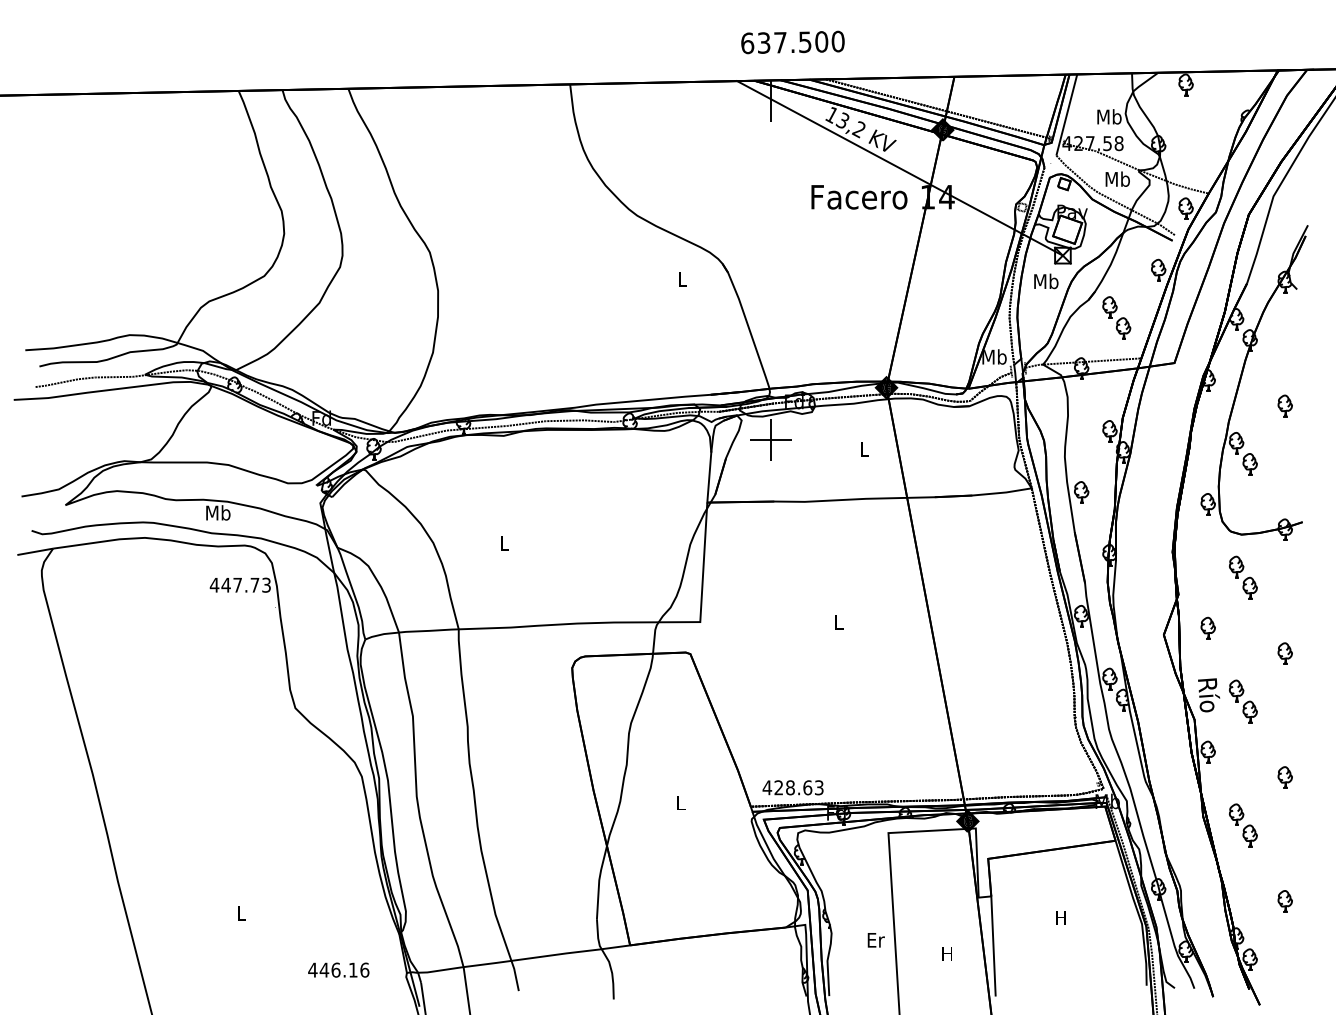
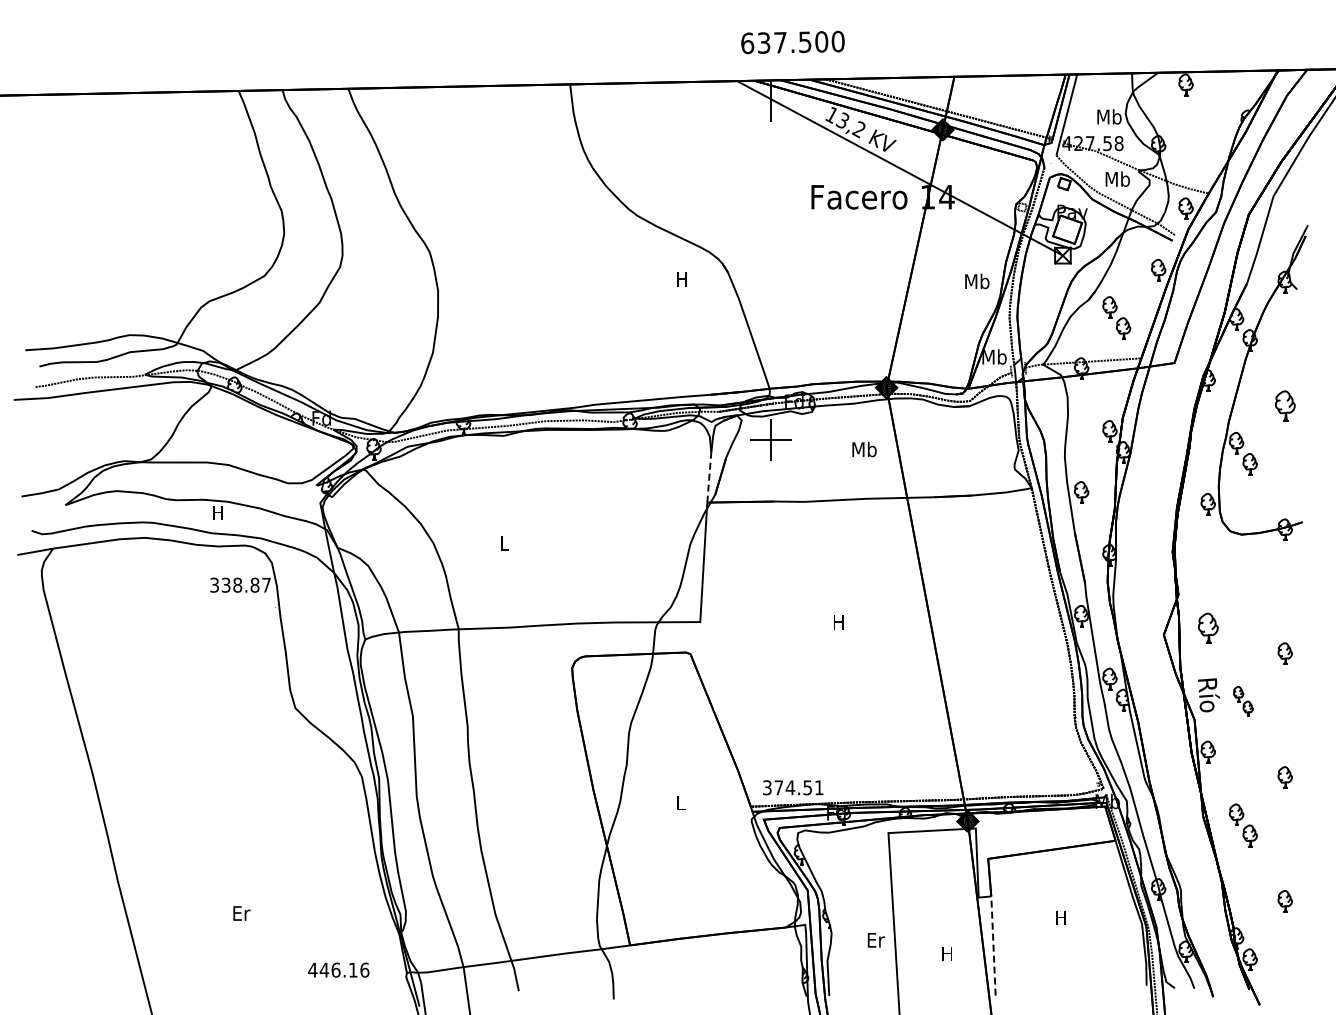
text: L -> H (681, 279)
text position: (1046, 281) -> (977, 281) (977, 281)
part size: 16x24 px -> 21x32 px (1285, 405)
text: L -> Mb (864, 449)
line: solid -> dashed (709, 477)
text: Mb -> H (218, 512)
part: present -> none (1243, 577)
text: 447.73 -> 338.87 (239, 584)
text: L -> H (838, 622)
part size: 16x24 px -> 21x32 px (1208, 627)
part size: 29x45 px -> 21x31 px (1243, 701)
text: 428.63 -> 374.51 (792, 787)
text: L -> Er (241, 913)
line: solid -> dashed (993, 946)
